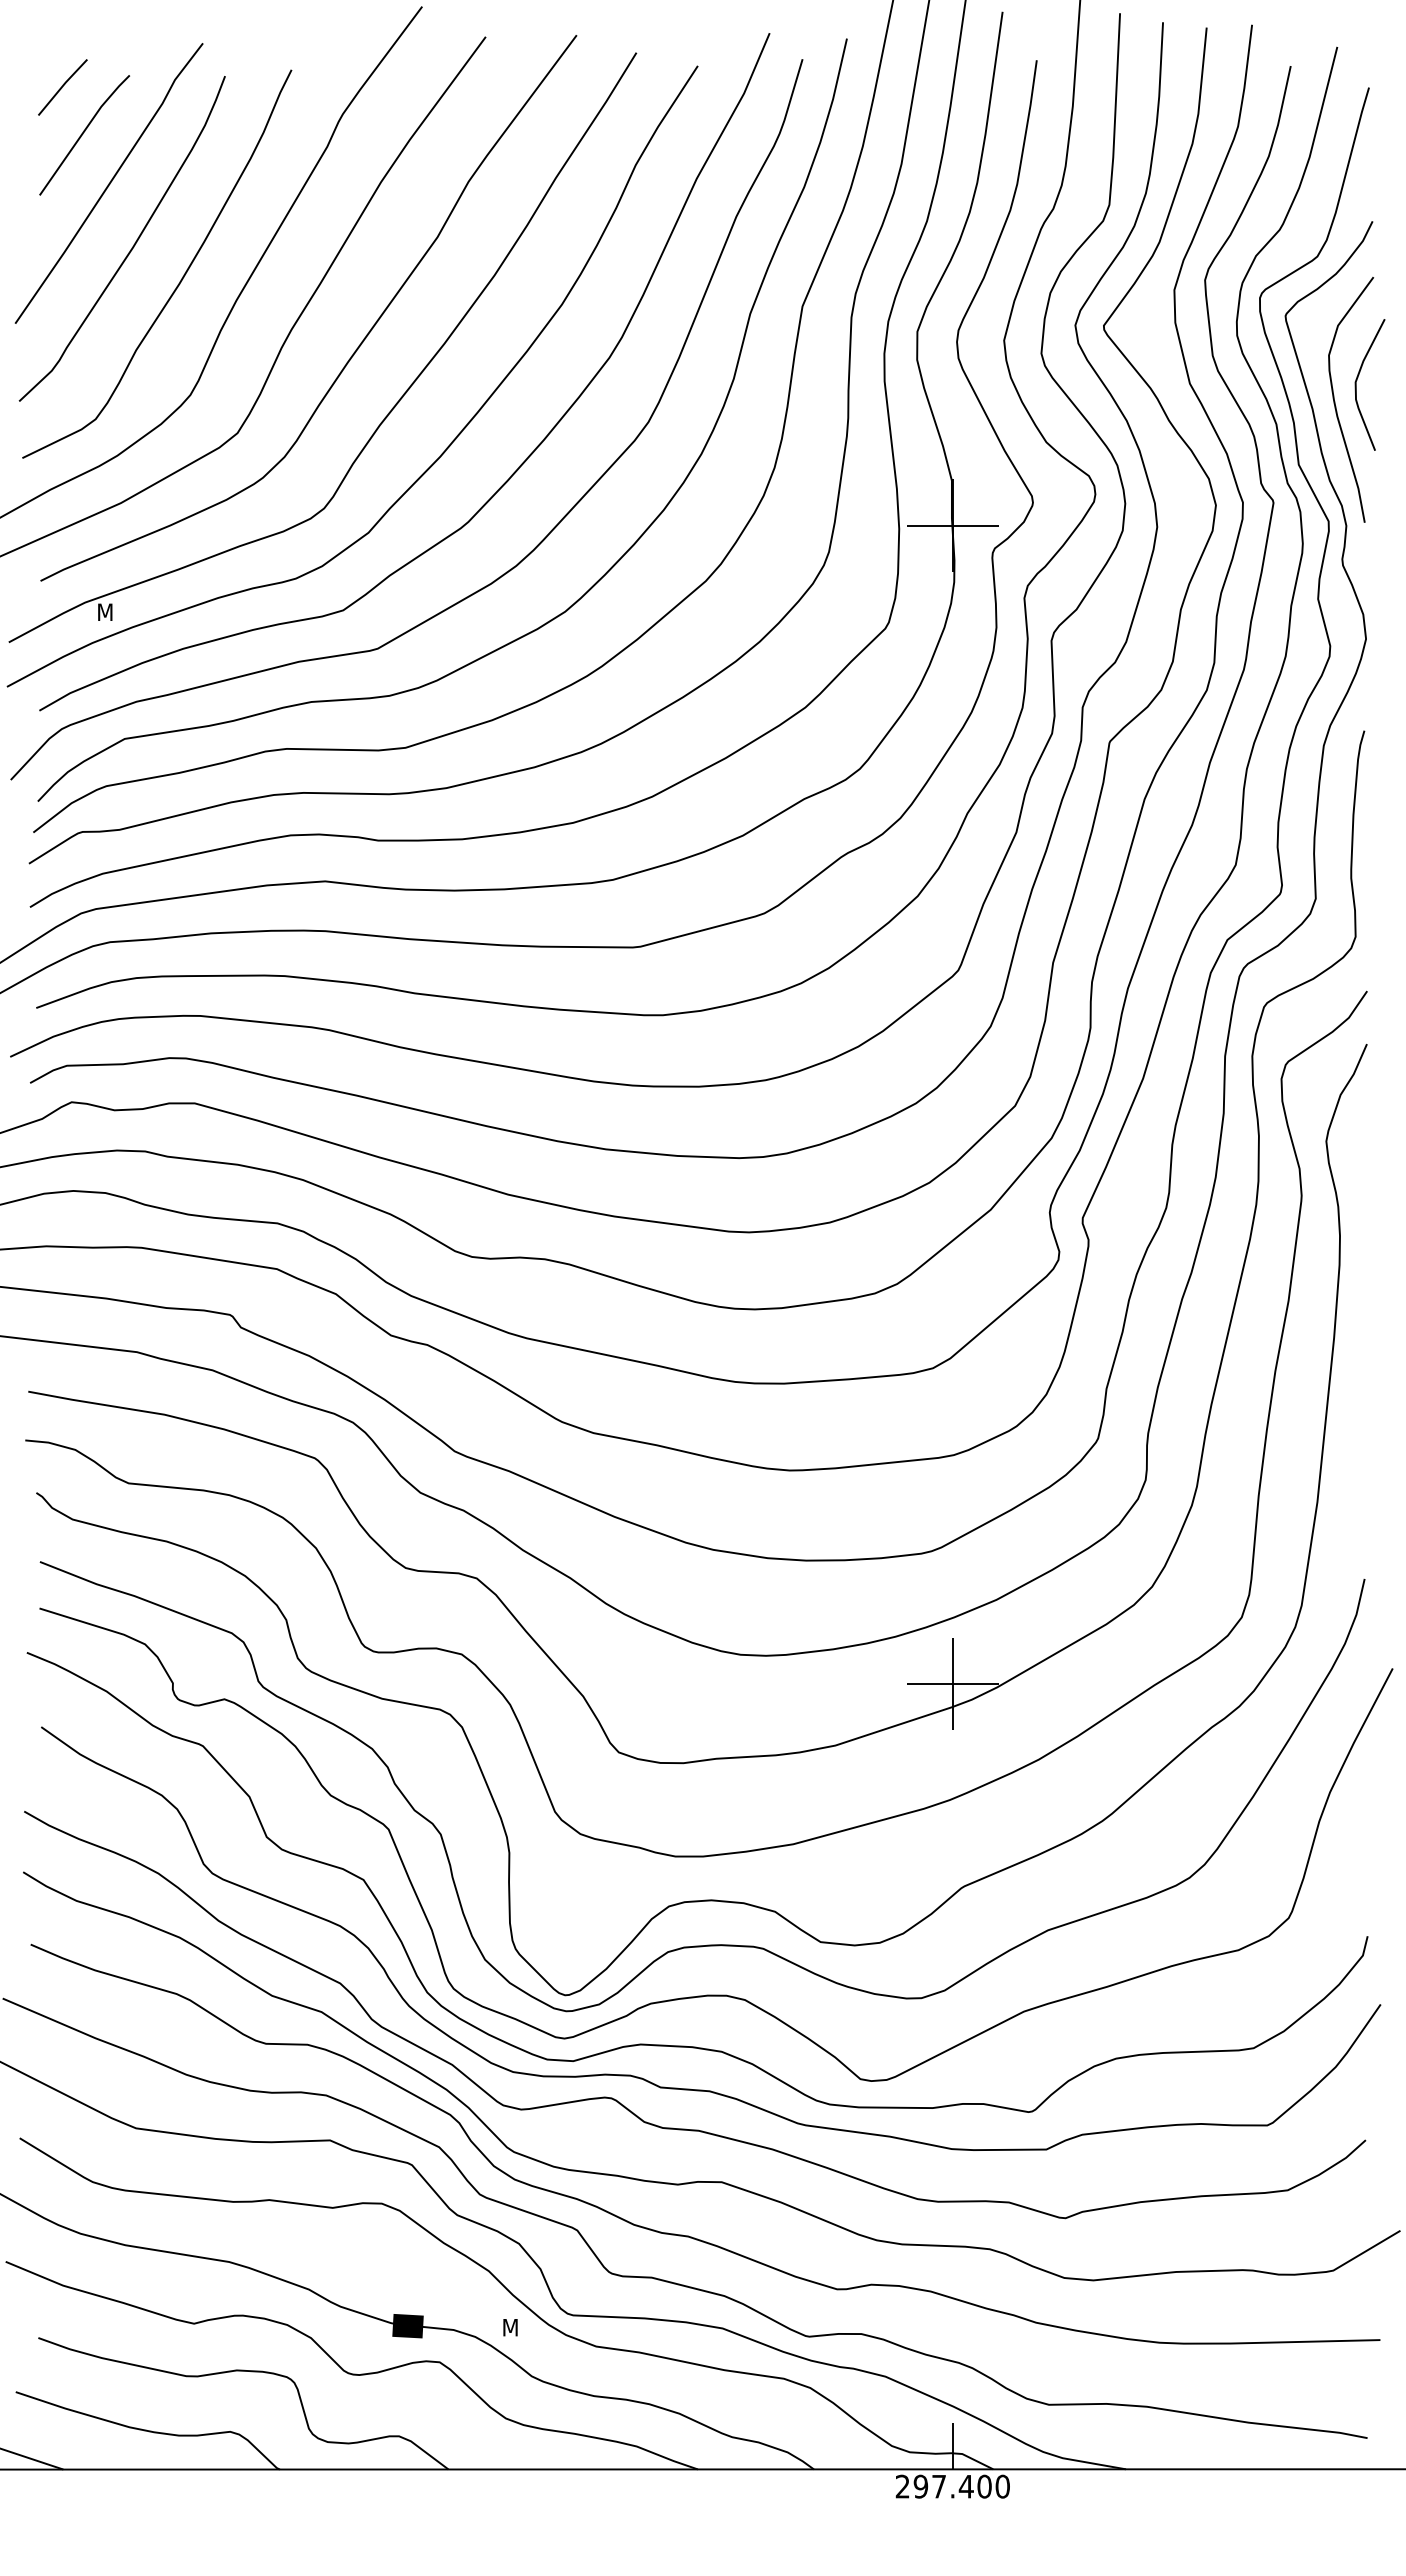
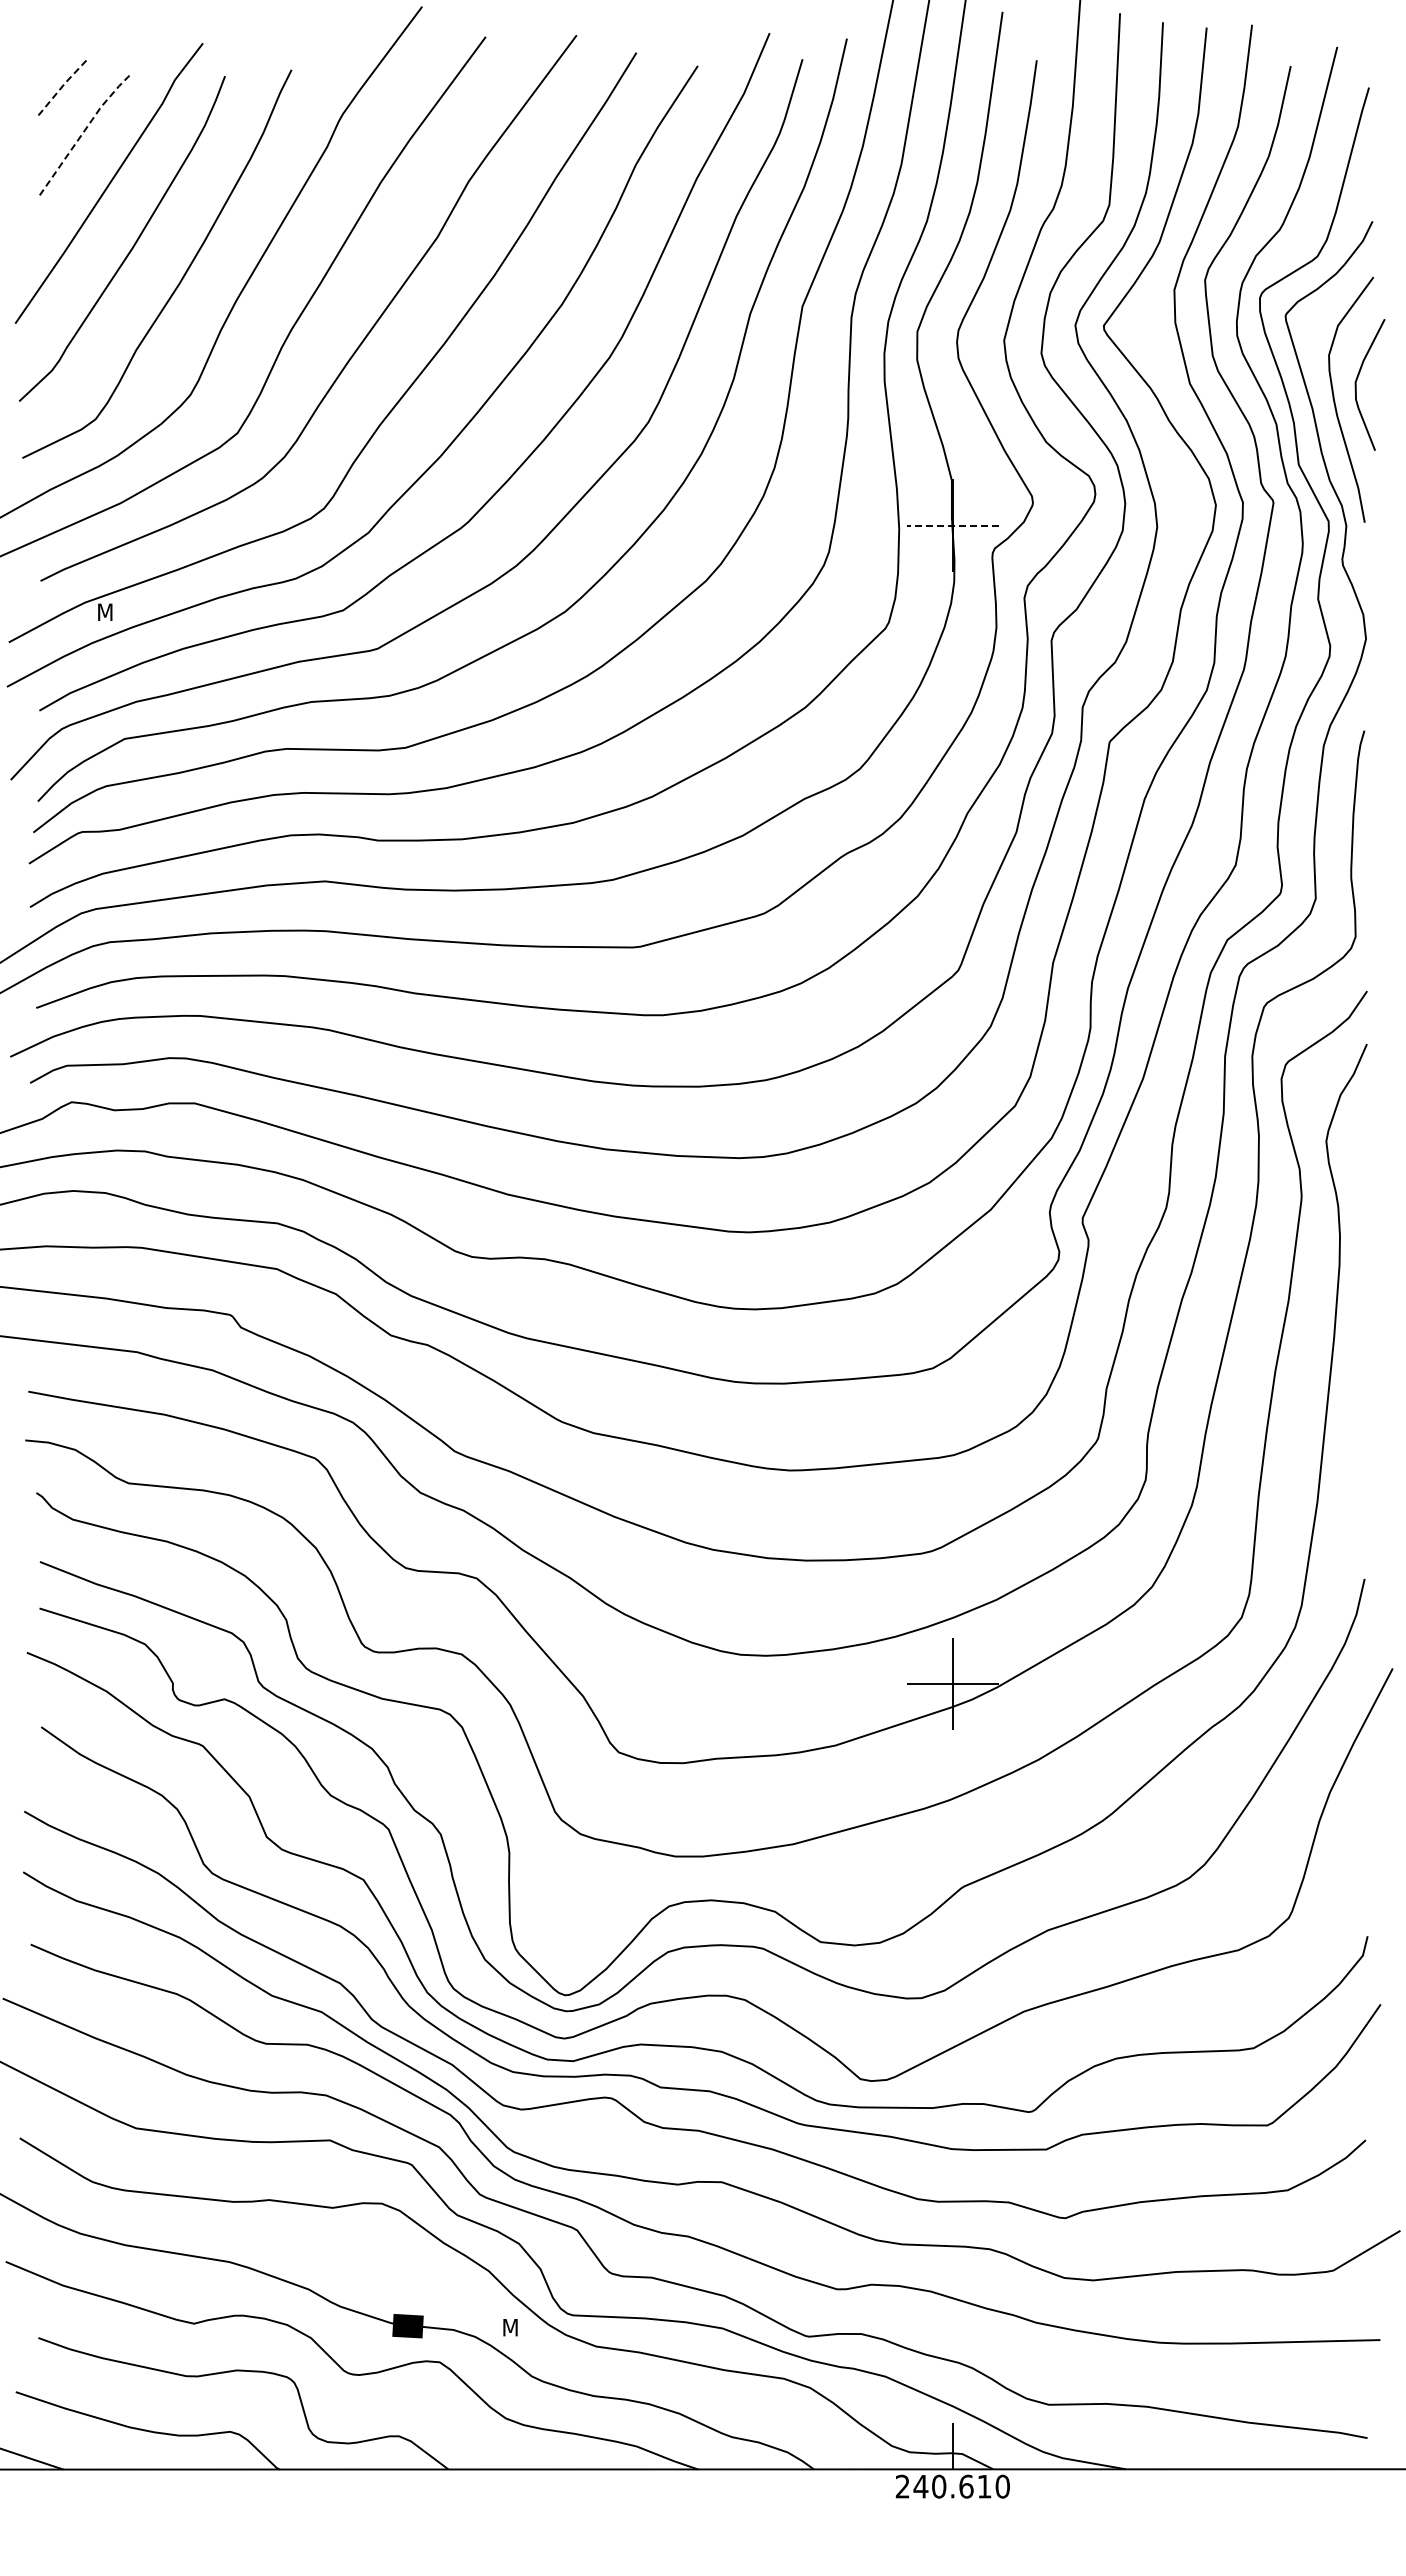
line: solid -> dashed (62, 86)
line: solid -> dashed (83, 131)
line: solid -> dashed (952, 525)
text: 297.400 -> 240.610 (952, 2486)
